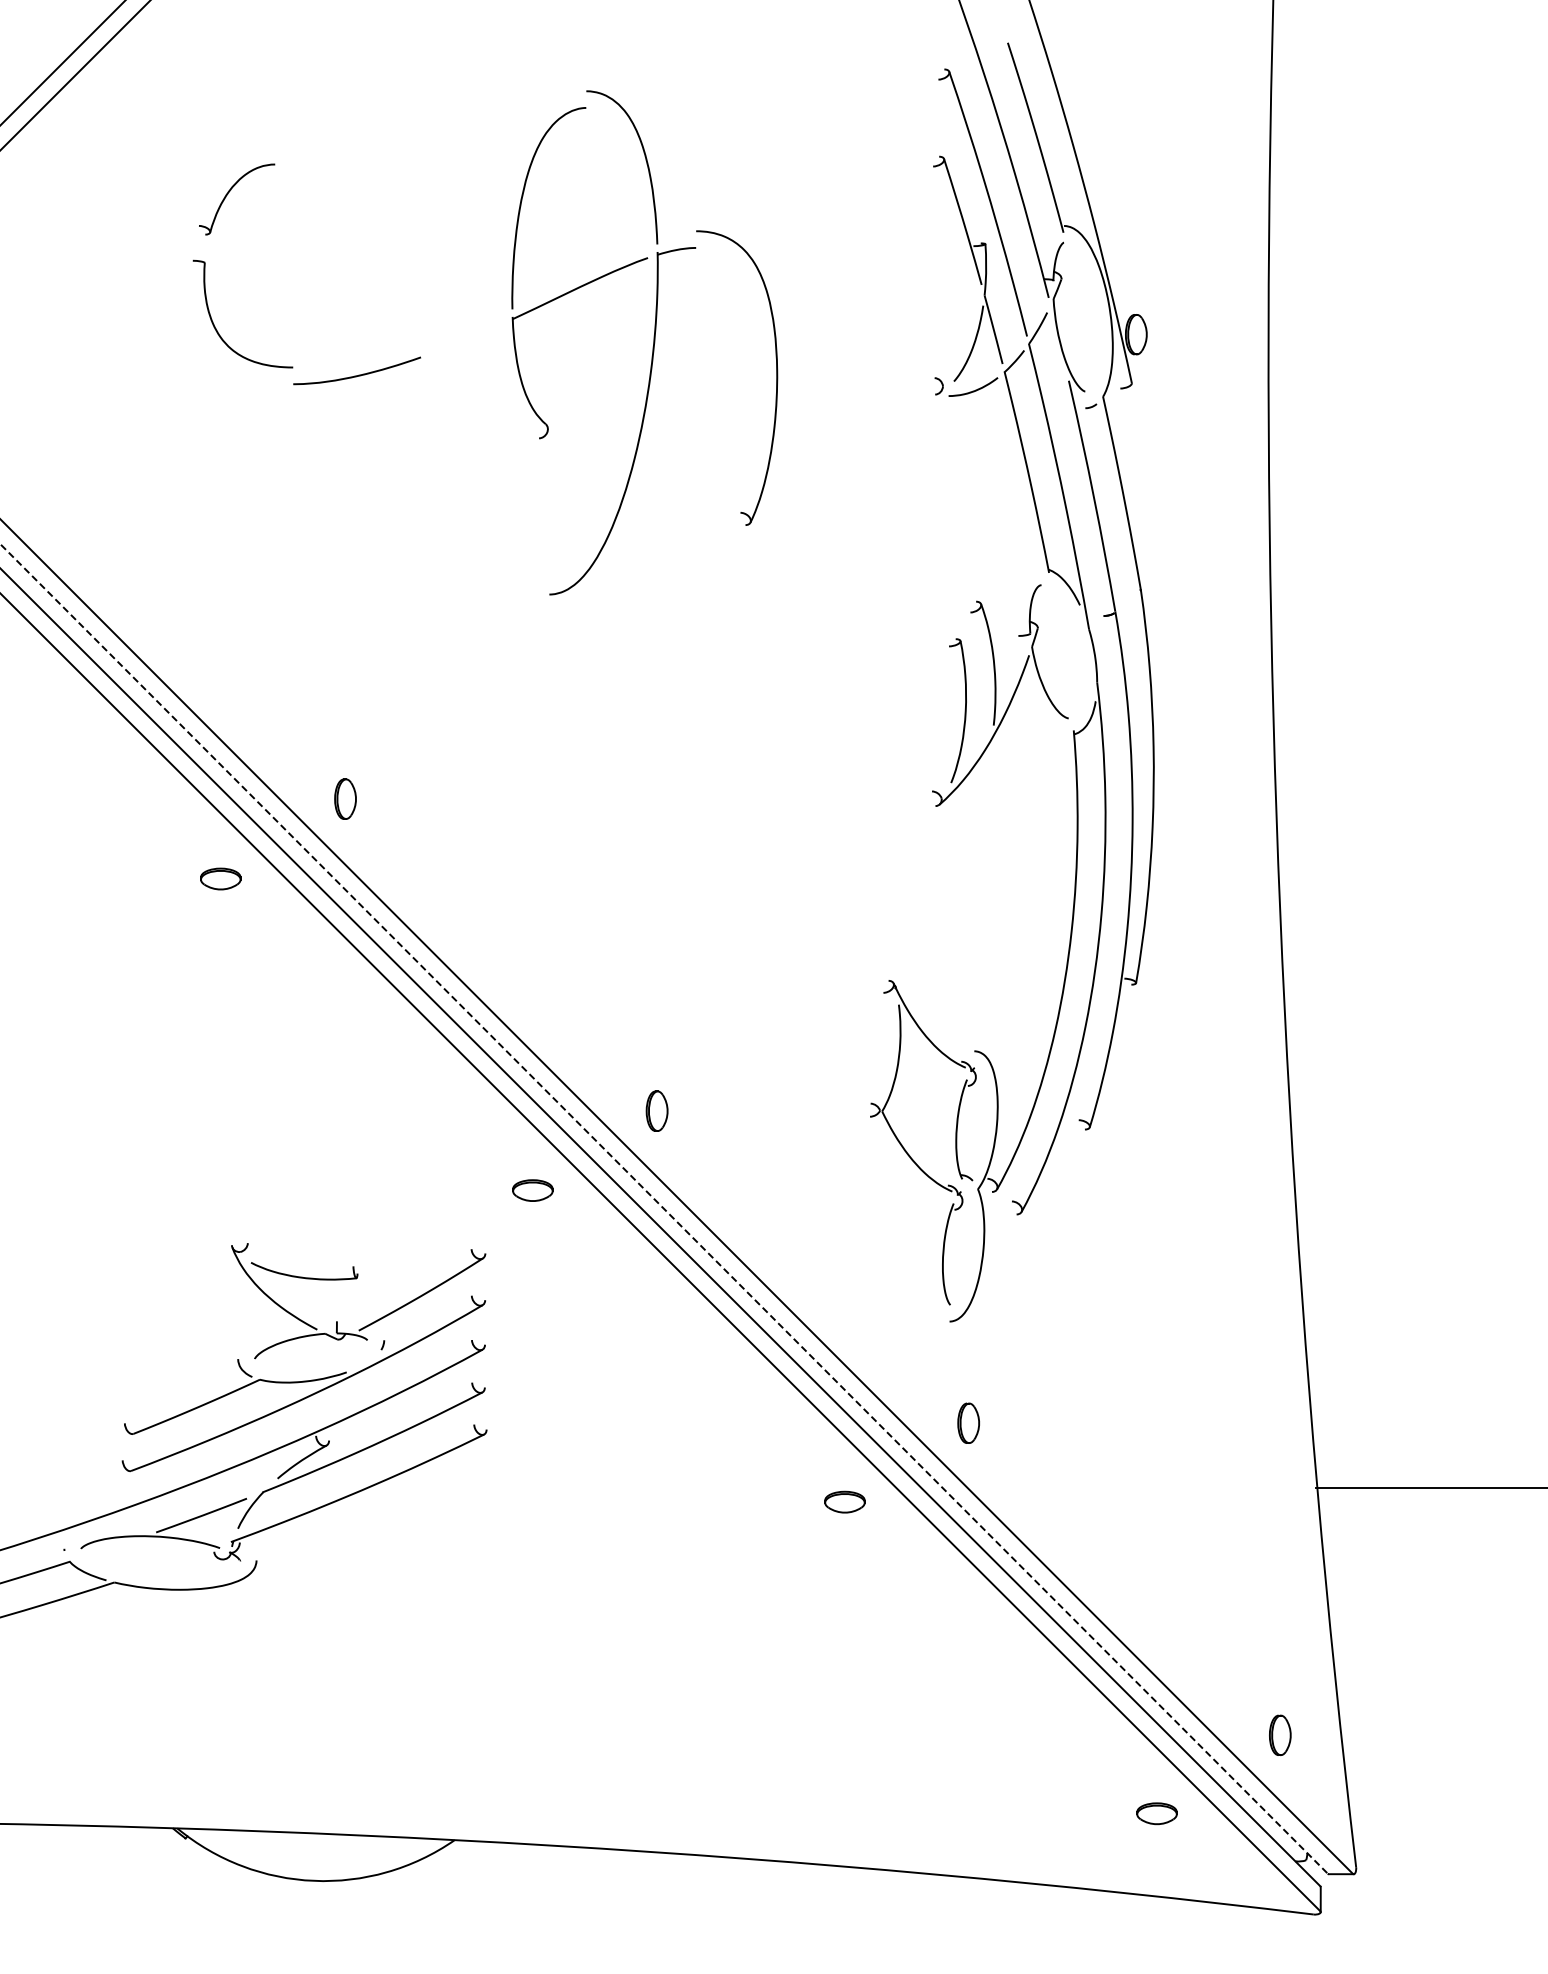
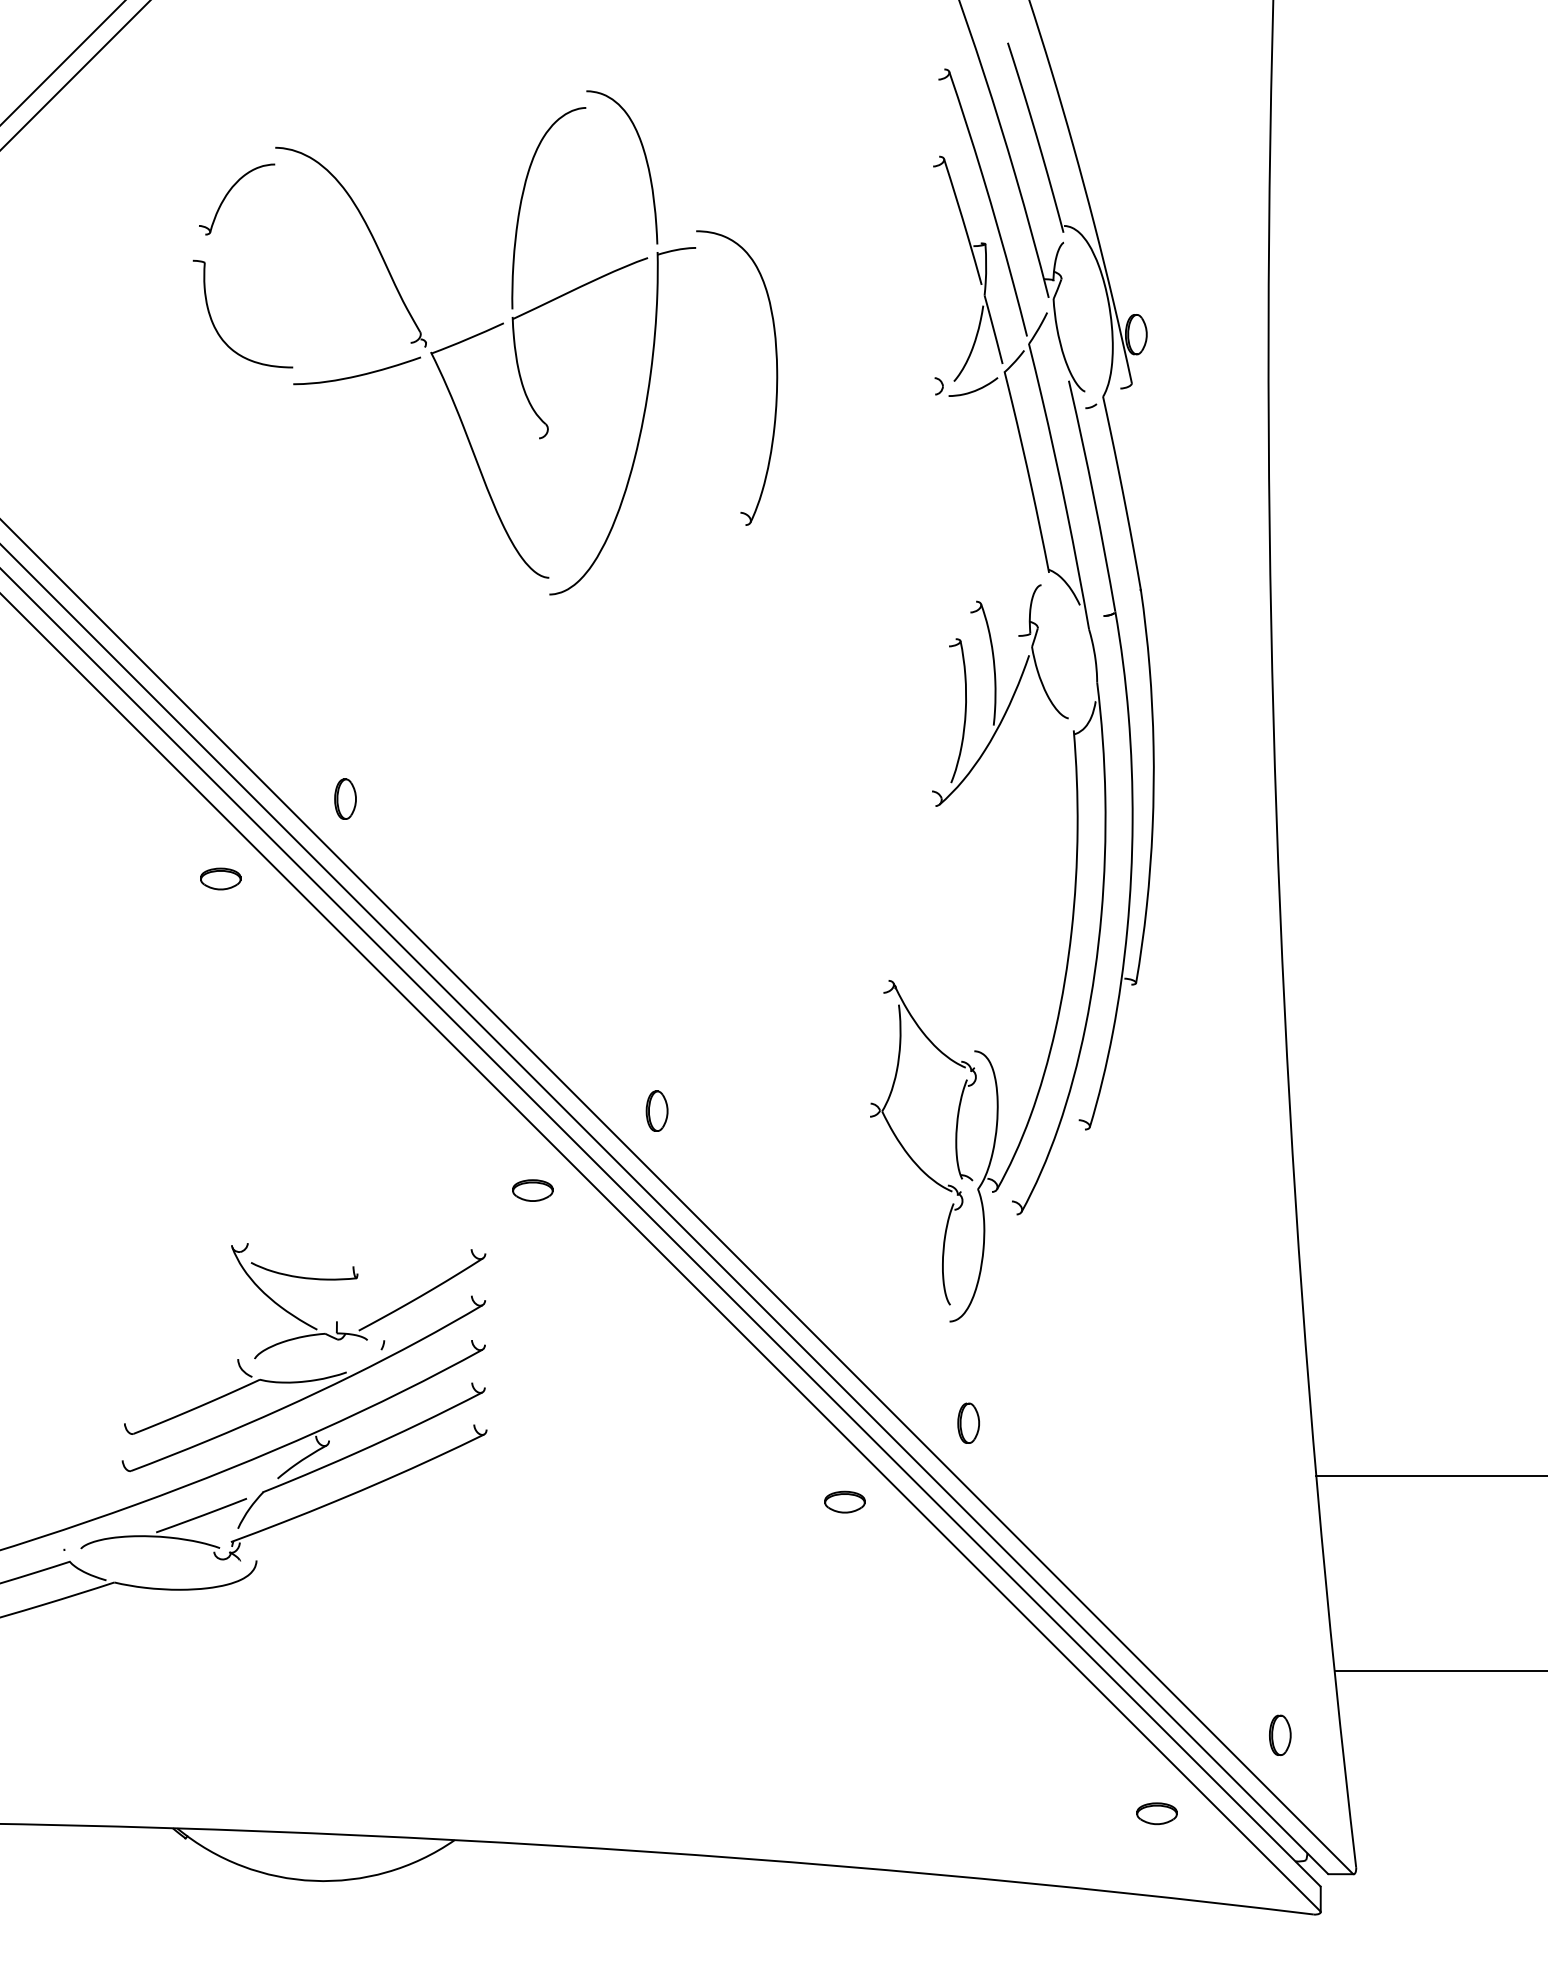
part: none -> present (412, 343)
line: dashed -> solid (664, 1209)
line position: (1430, 1487) -> (1430, 1475) (1430, 1475)
line: none -> present (1439, 1670)
